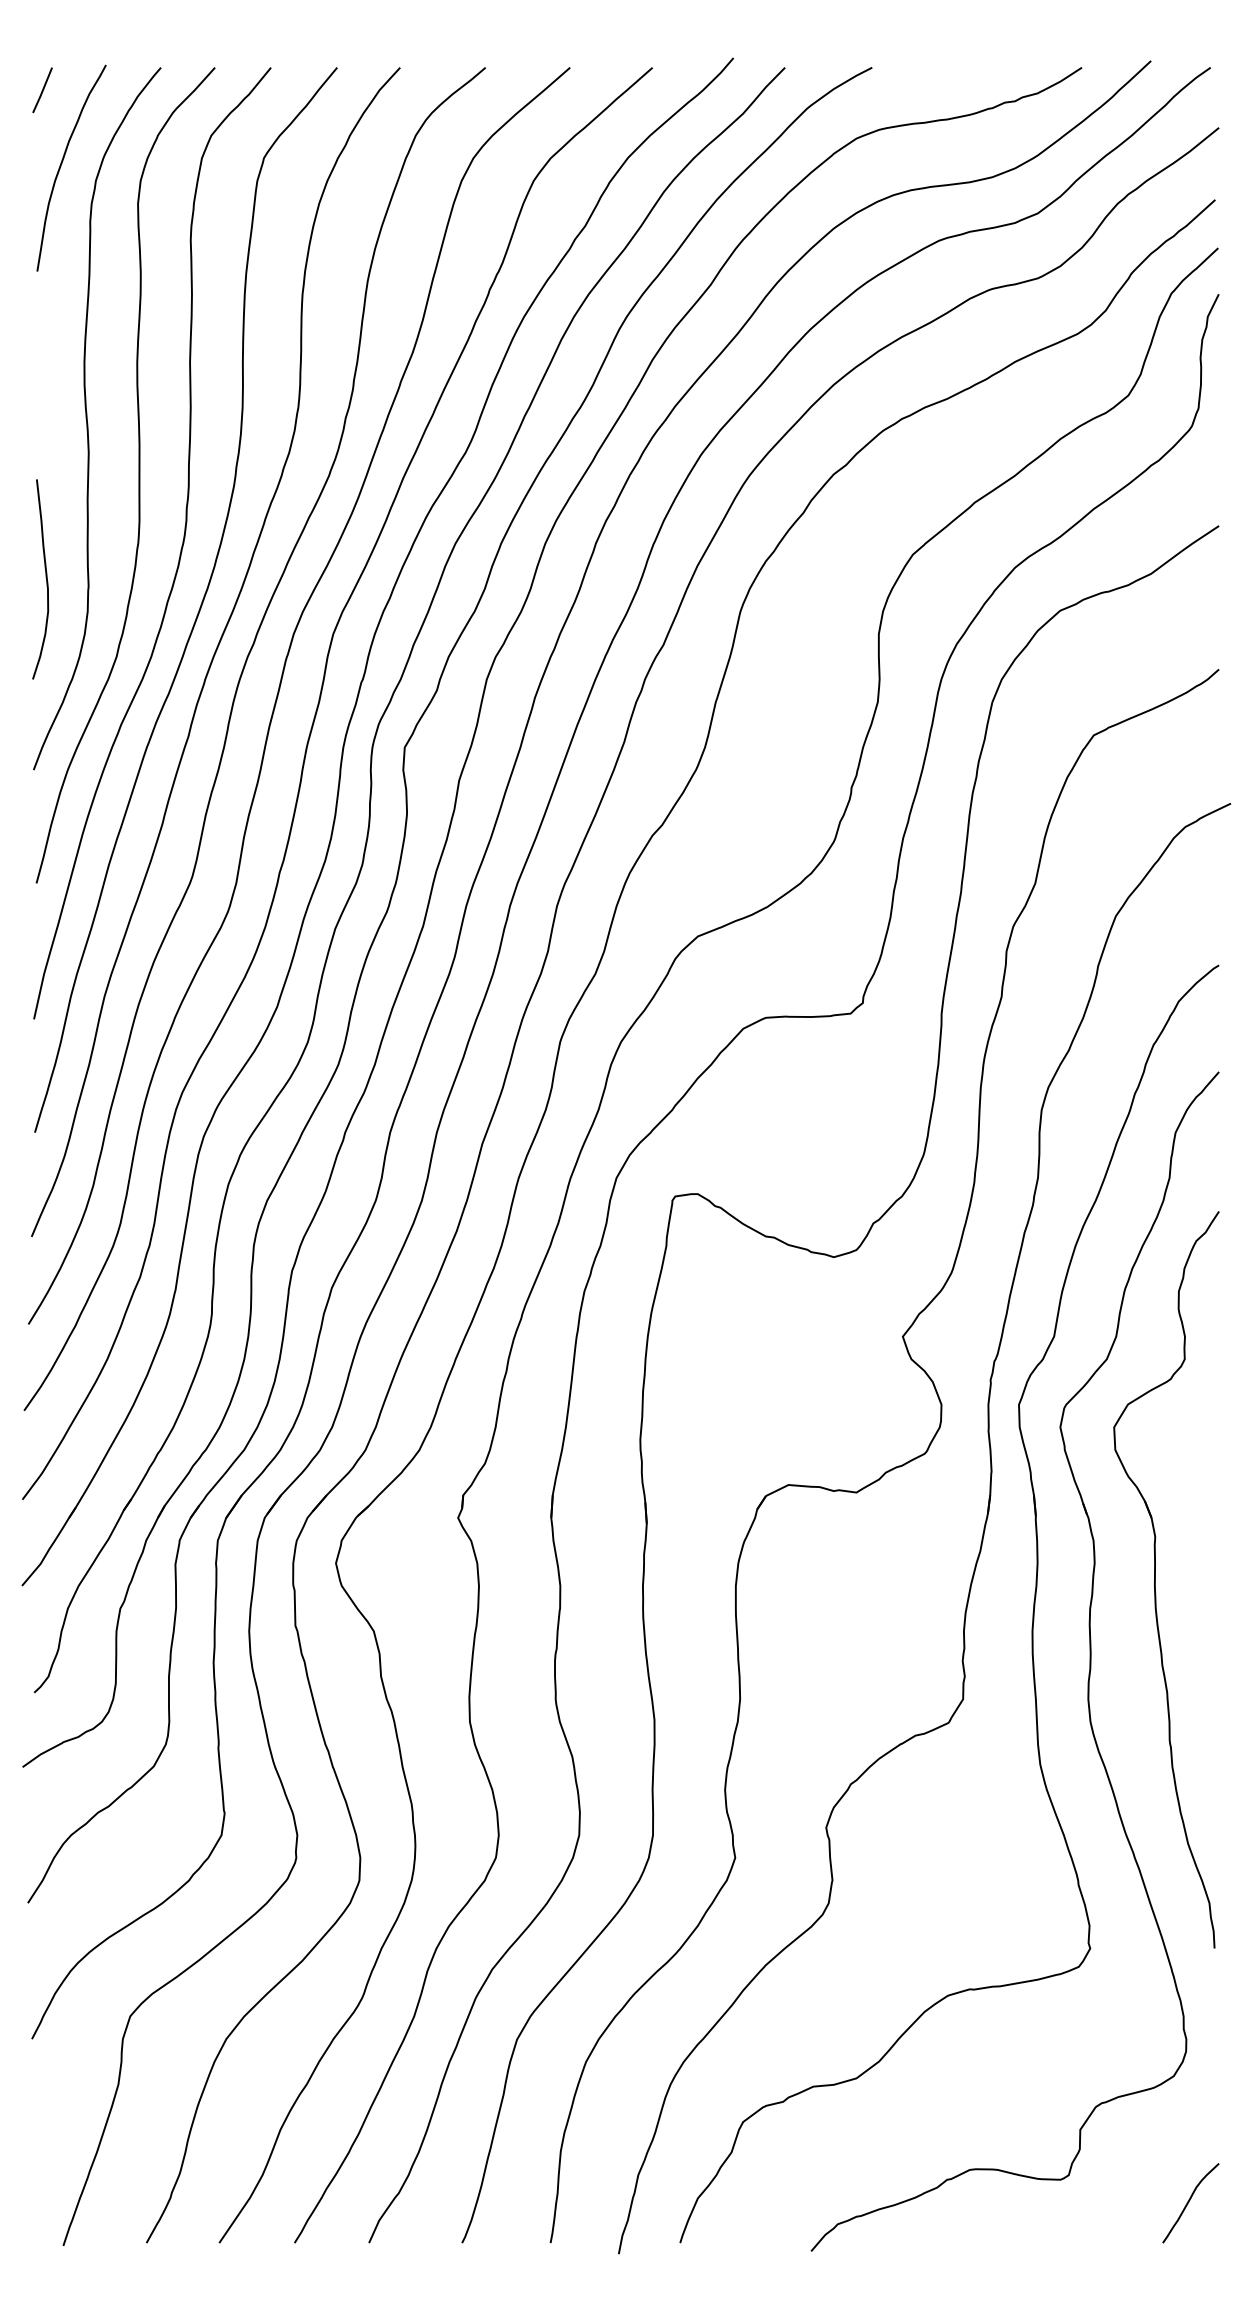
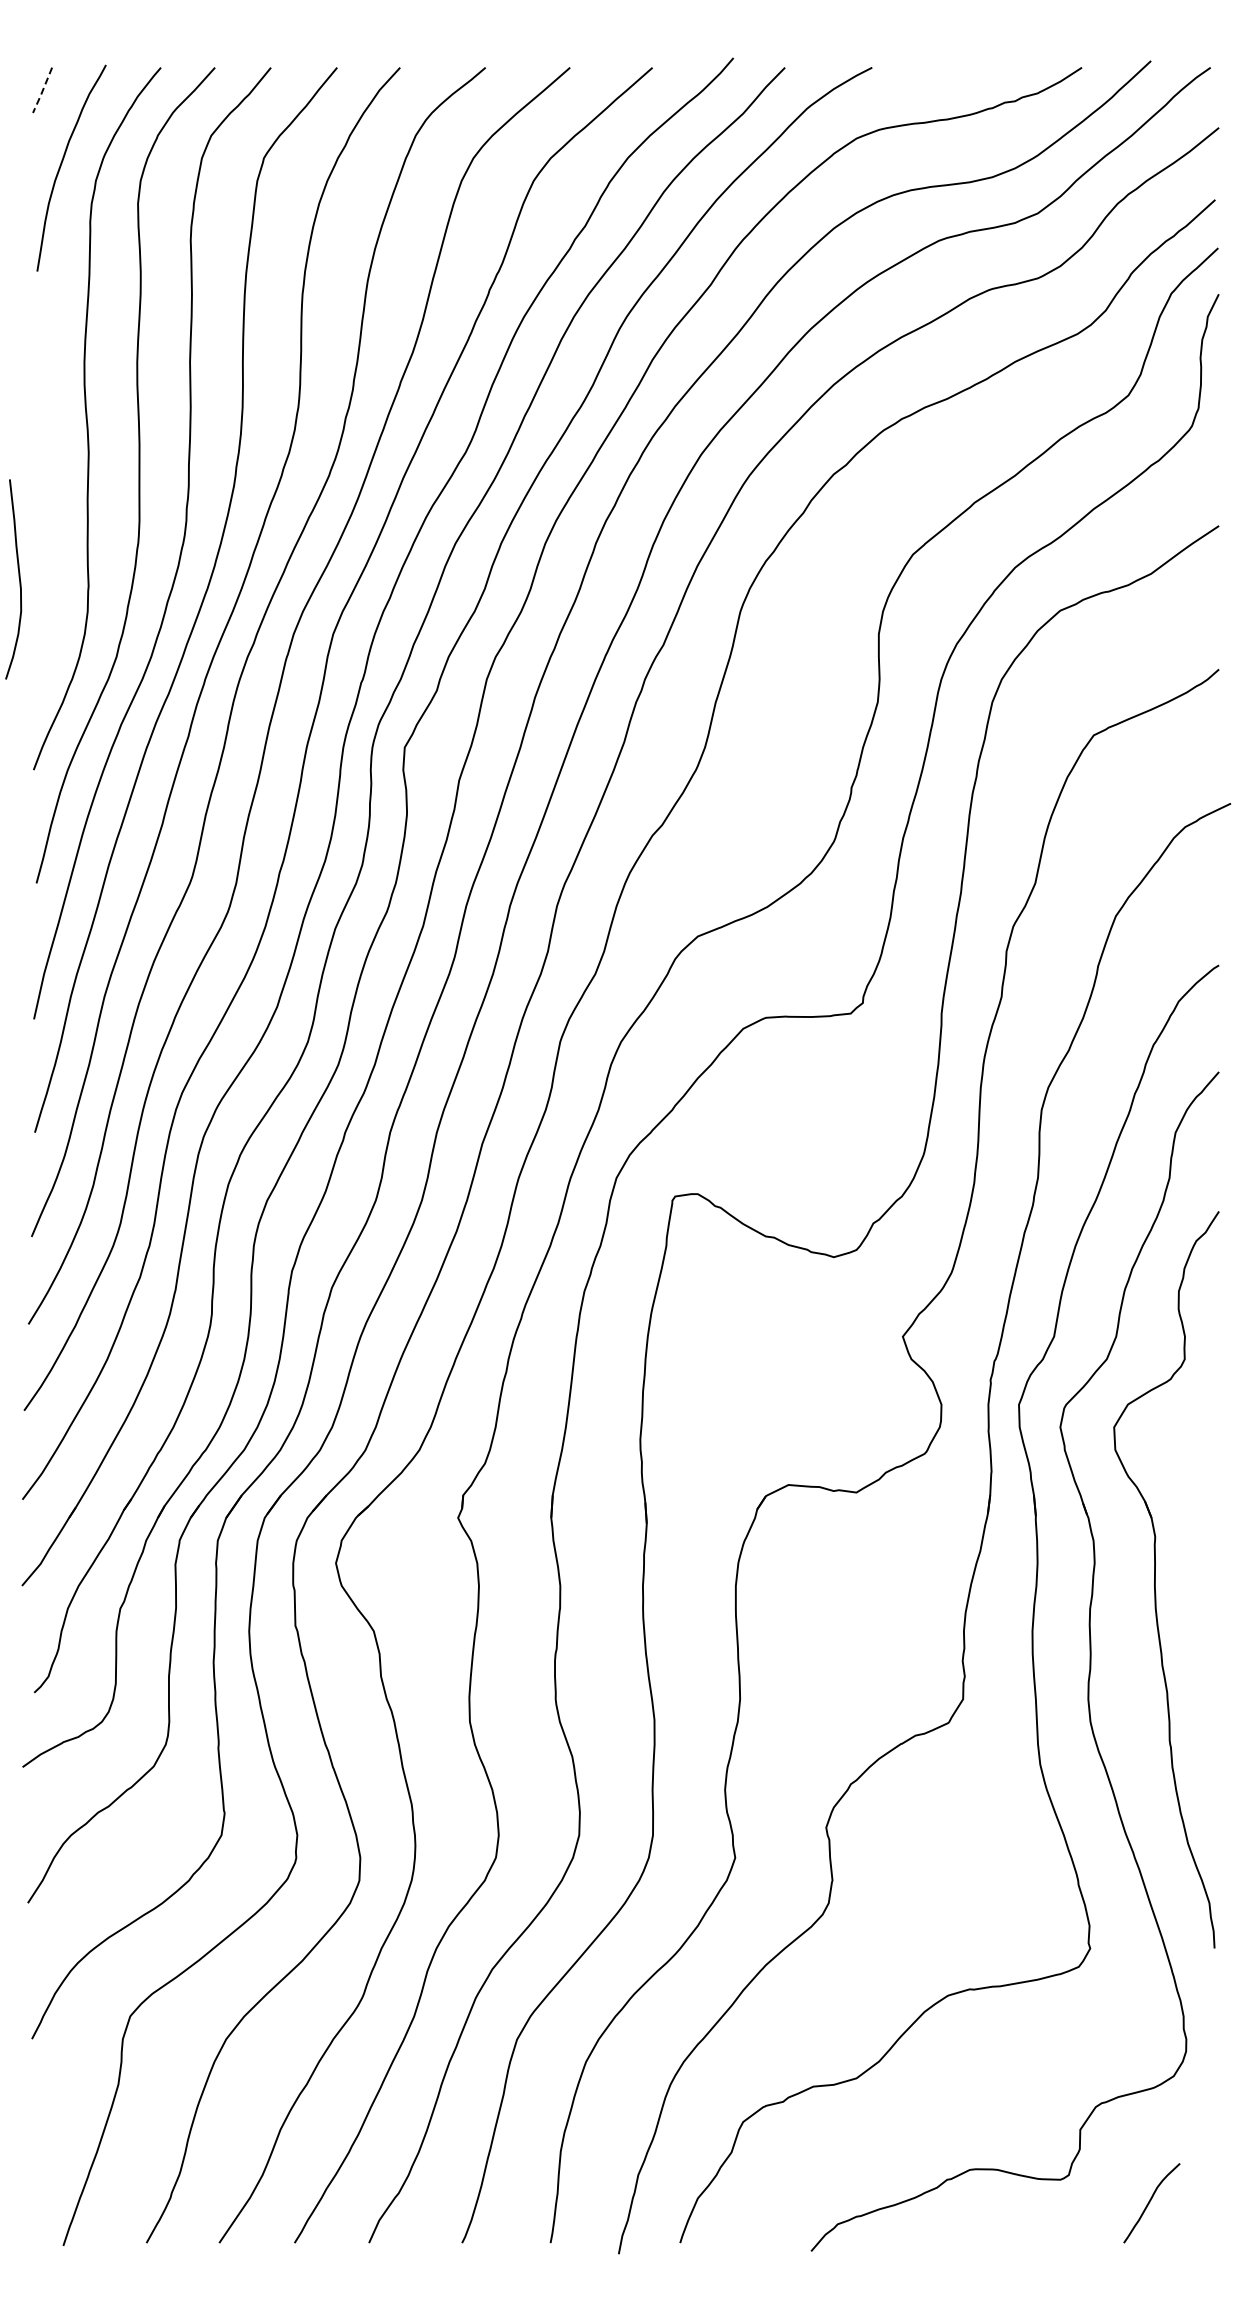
line: solid -> dashed (42, 91)
curve position: (45, 577) -> (18, 577) (18, 577)
curve position: (1189, 2202) -> (1150, 2202) (1150, 2202)
